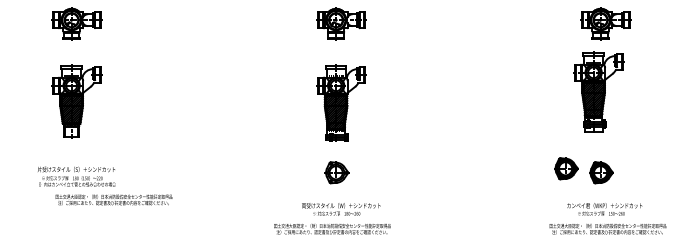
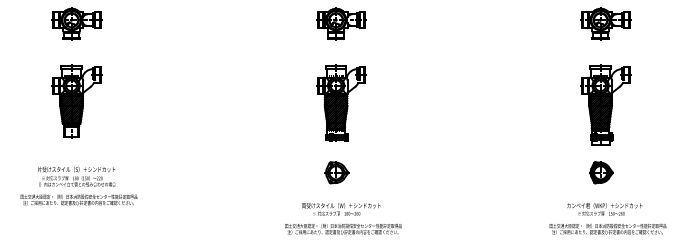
part position: (598, 91) -> (605, 104) (605, 104)
part: present -> none (566, 168)
text position: (113, 199) -> (78, 199) (78, 199)
text position: (332, 228) -> (343, 228) (343, 228)
